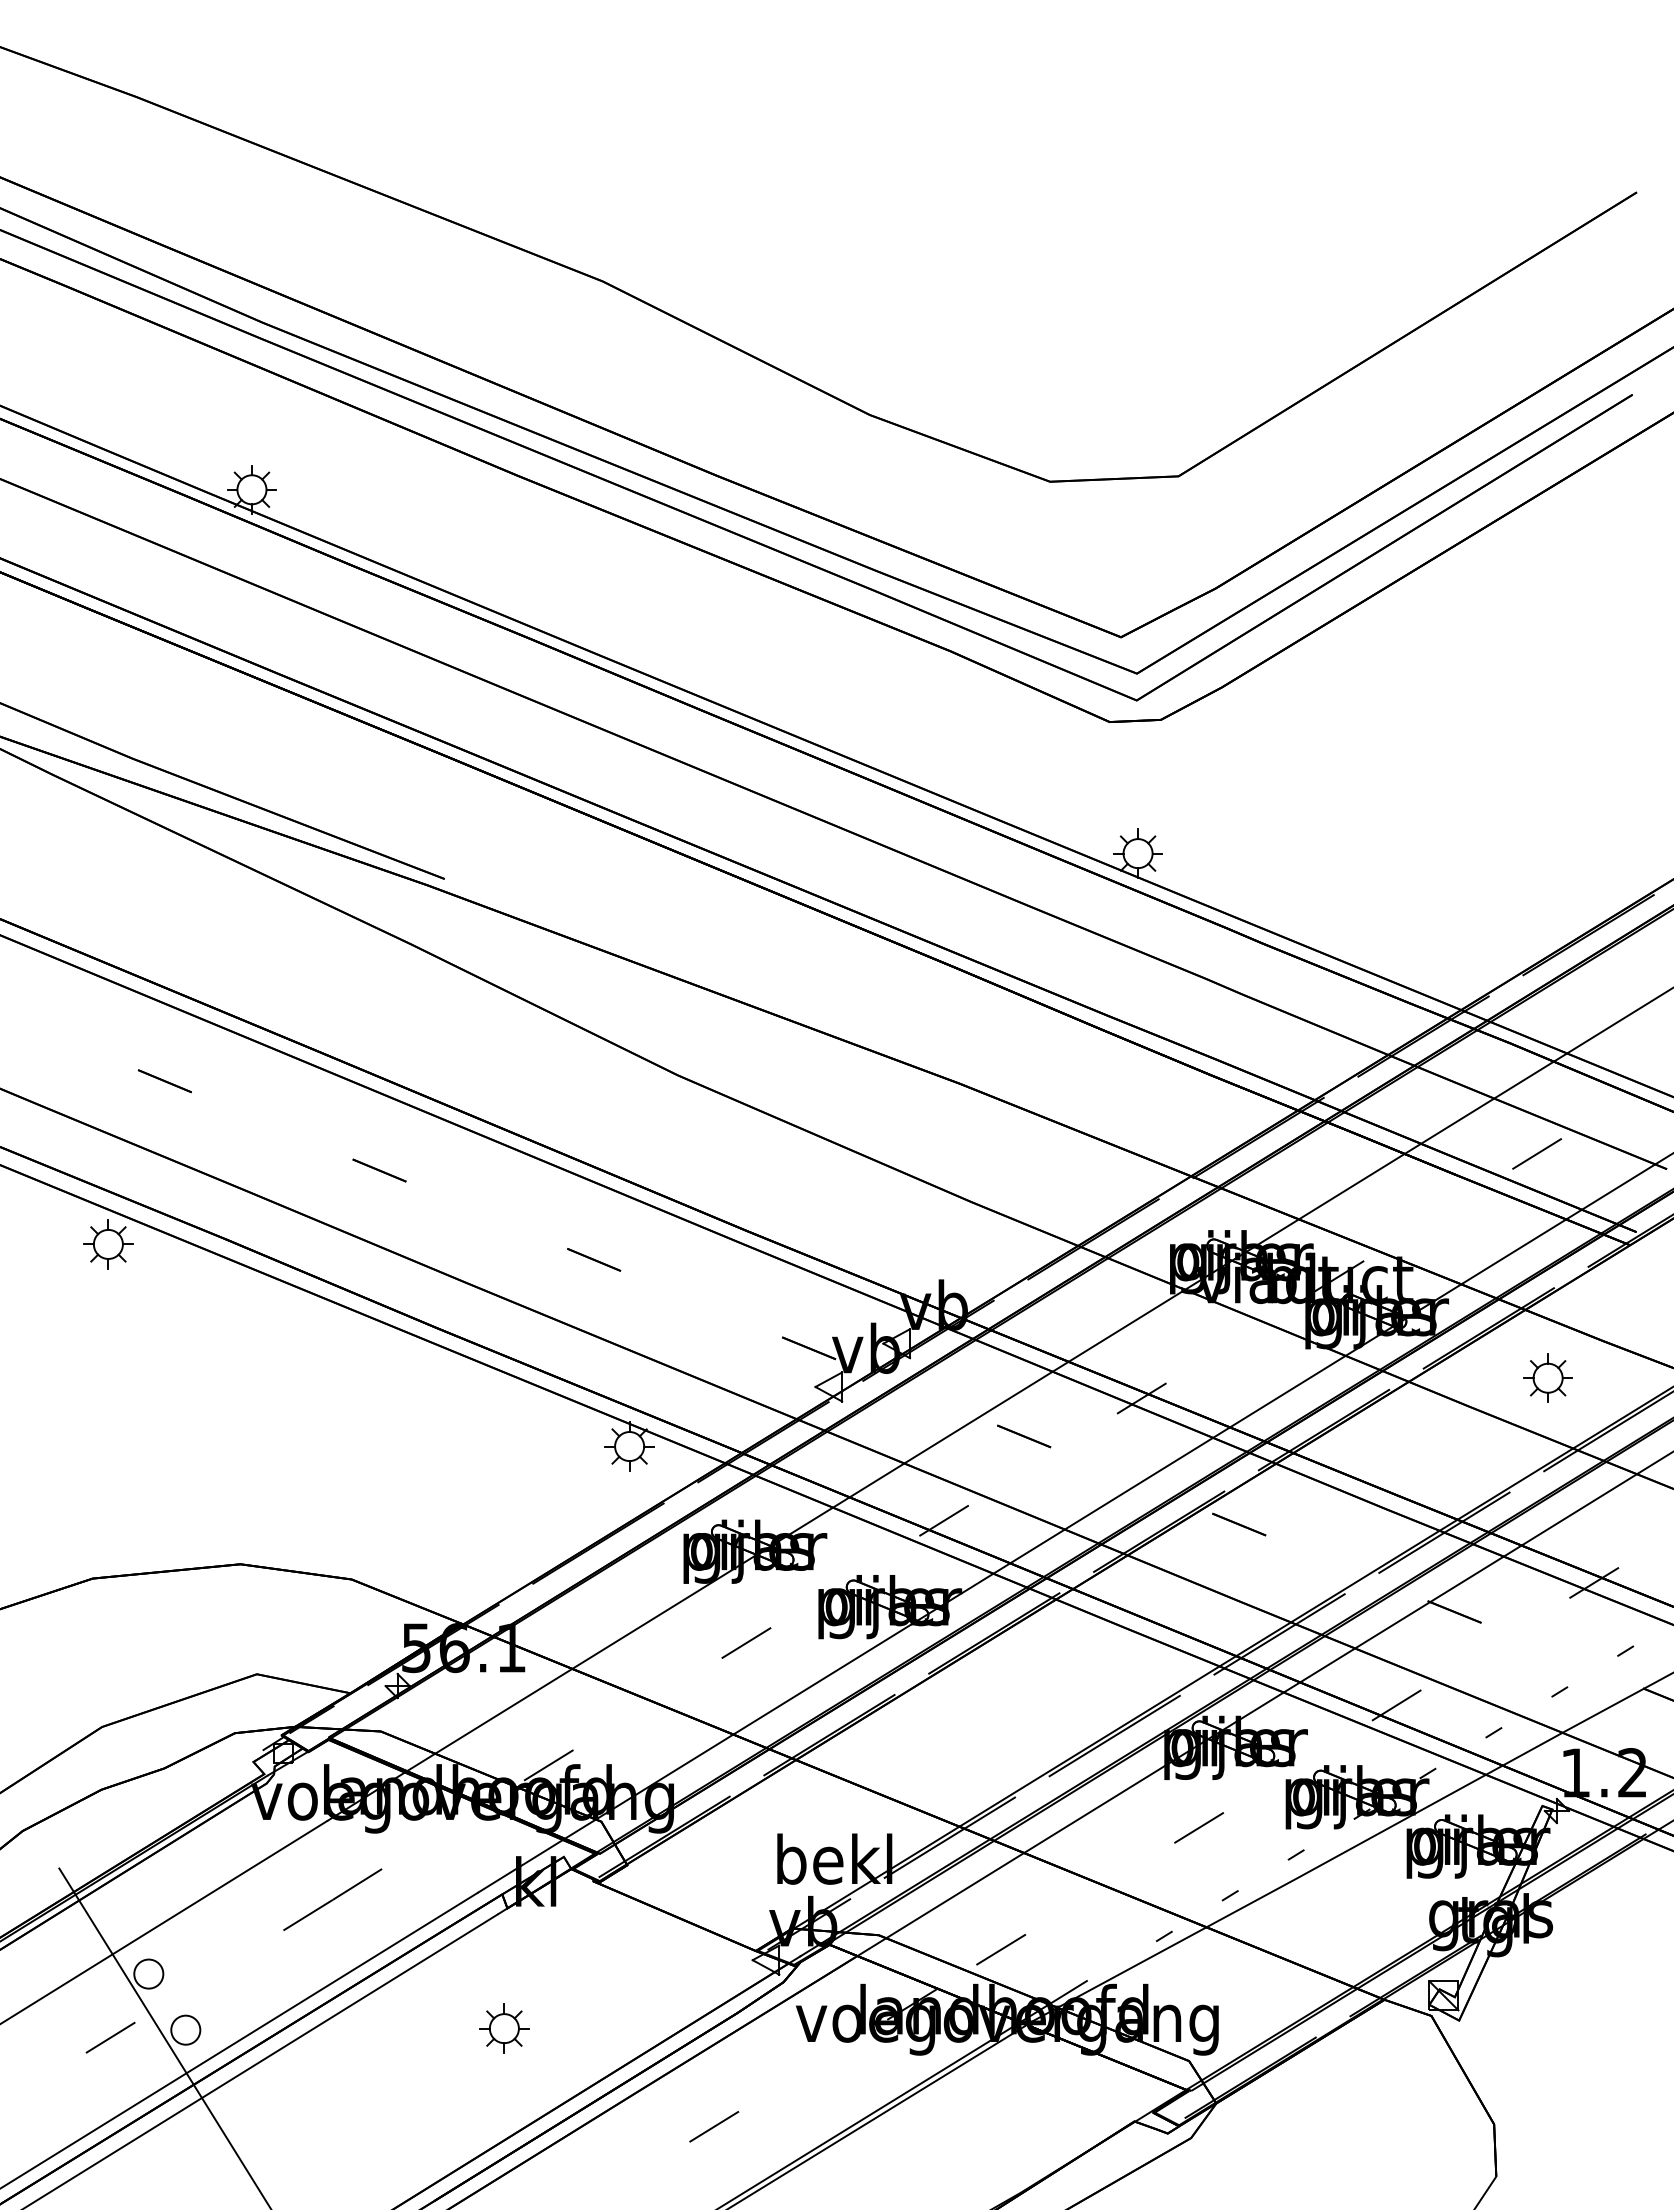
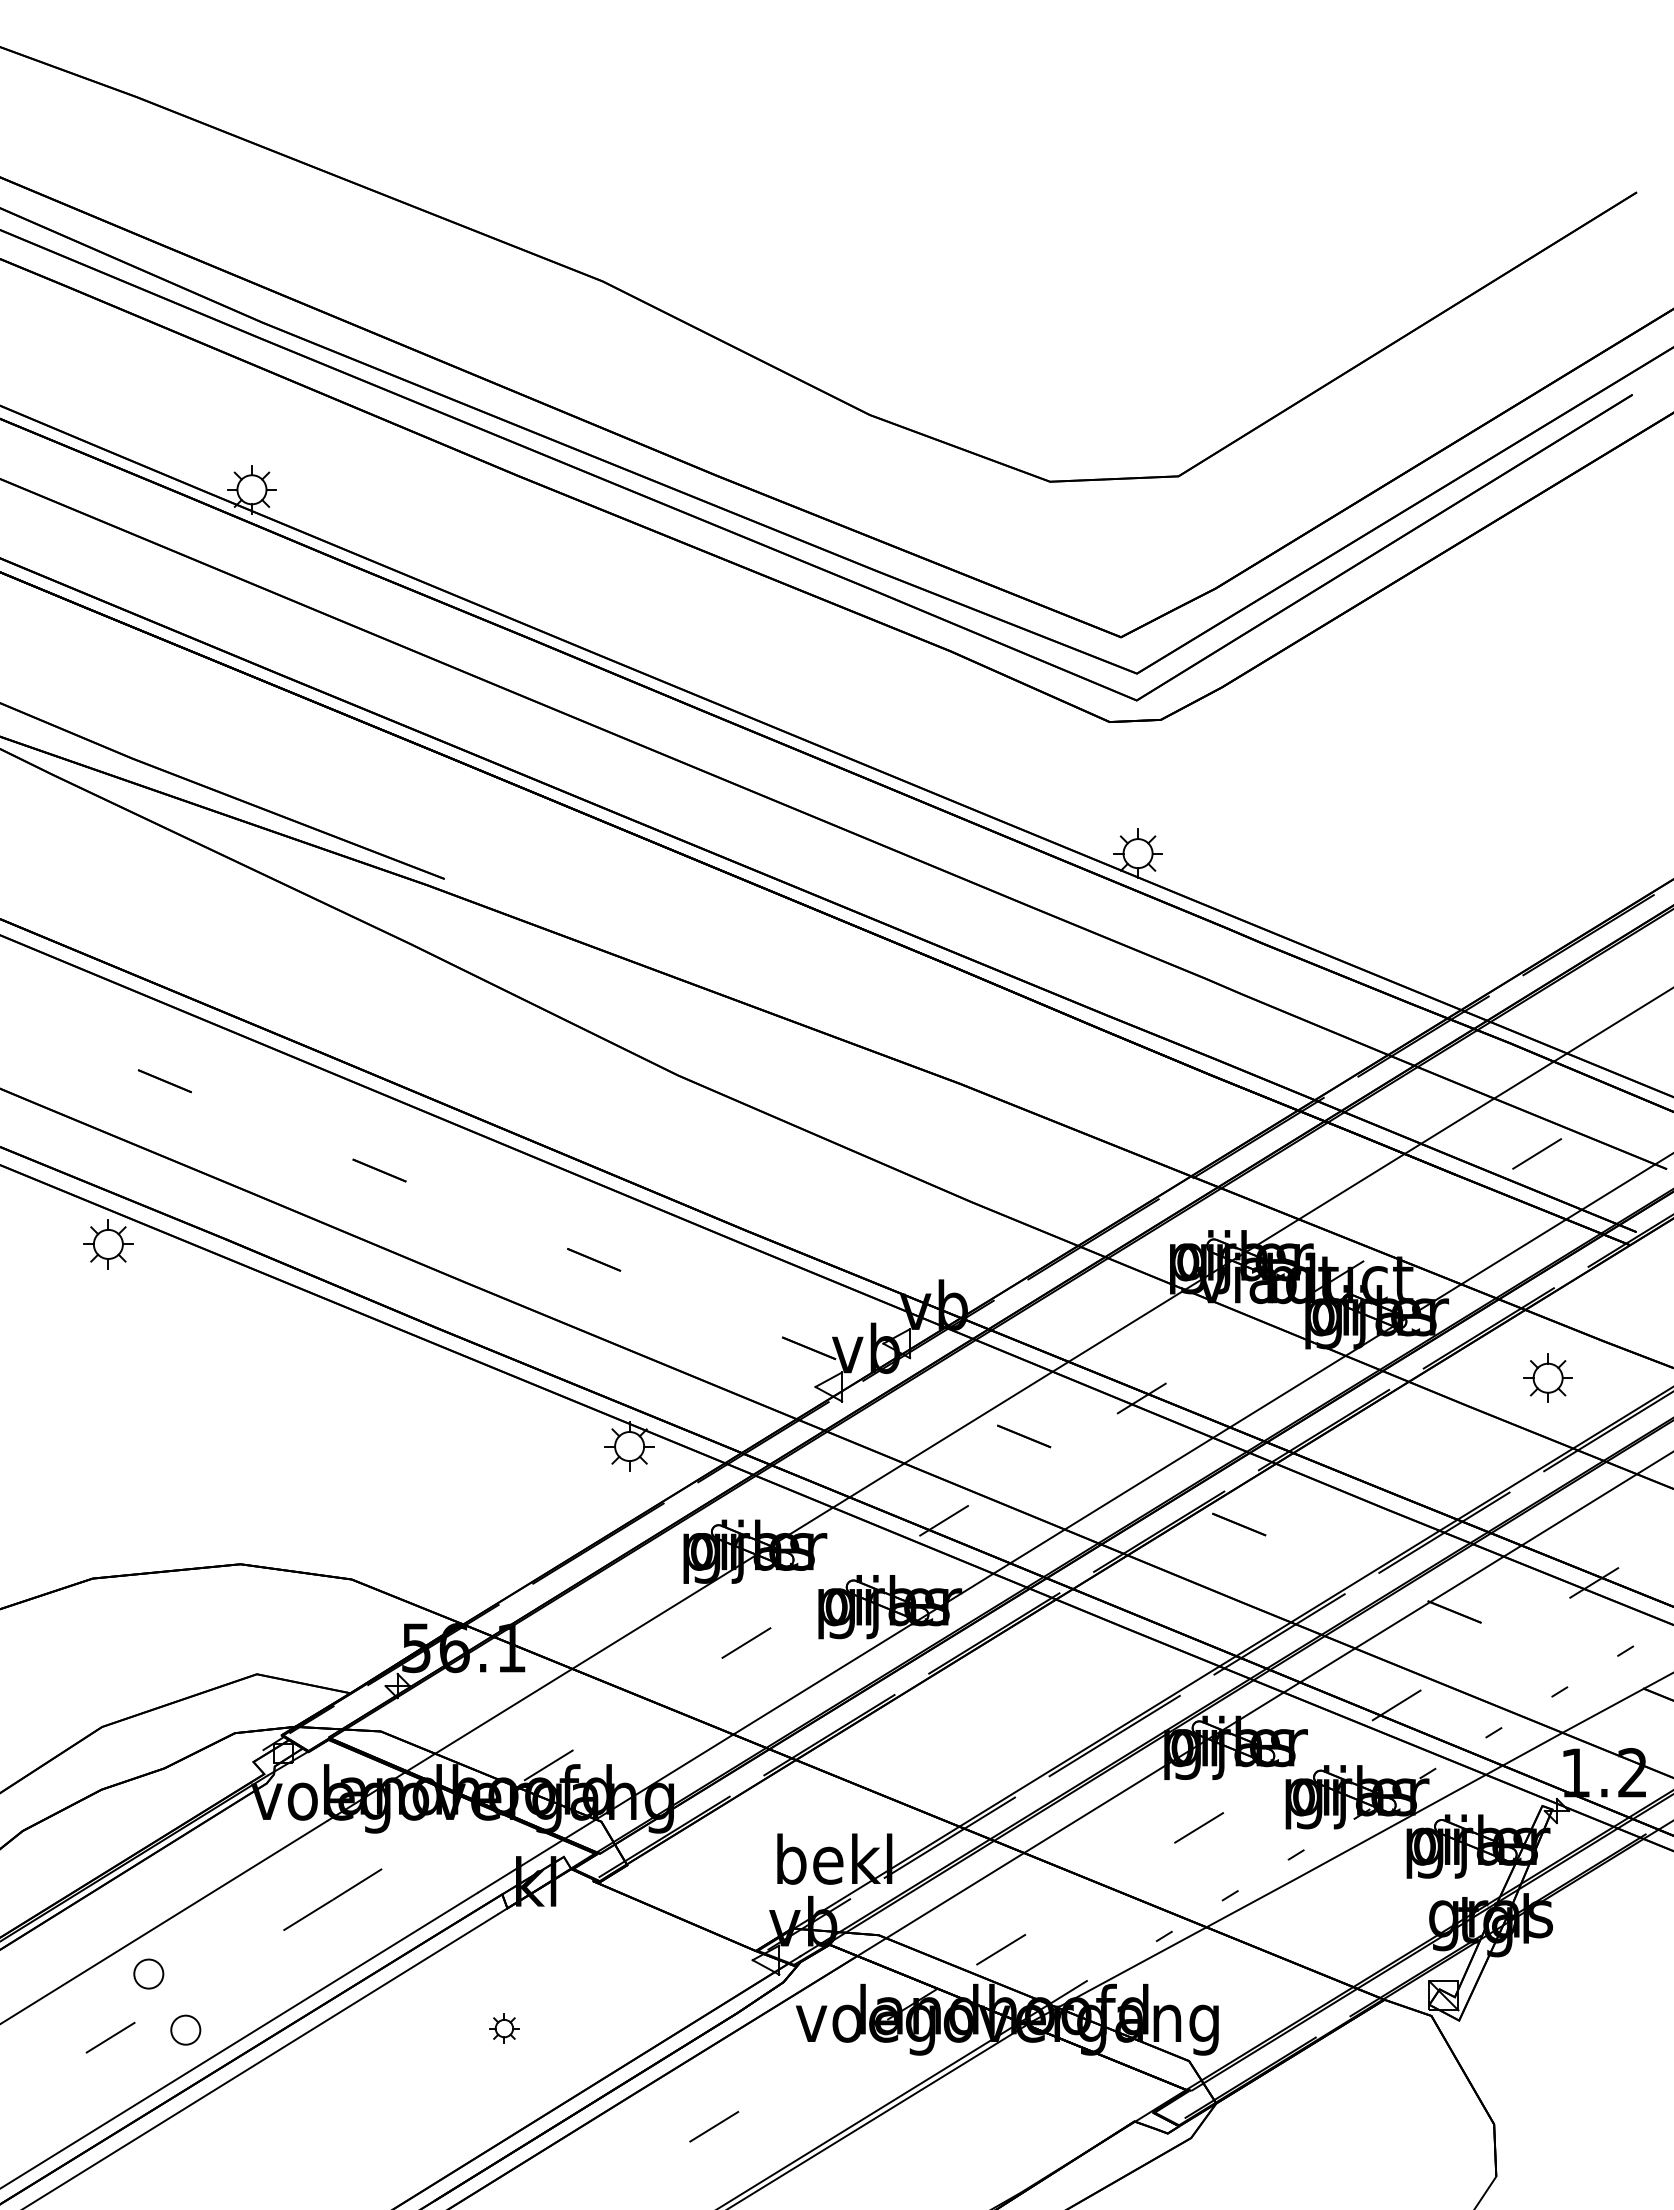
part size: 51x51 px -> 31x31 px (504, 2028)
line: present -> none (164, 2037)
